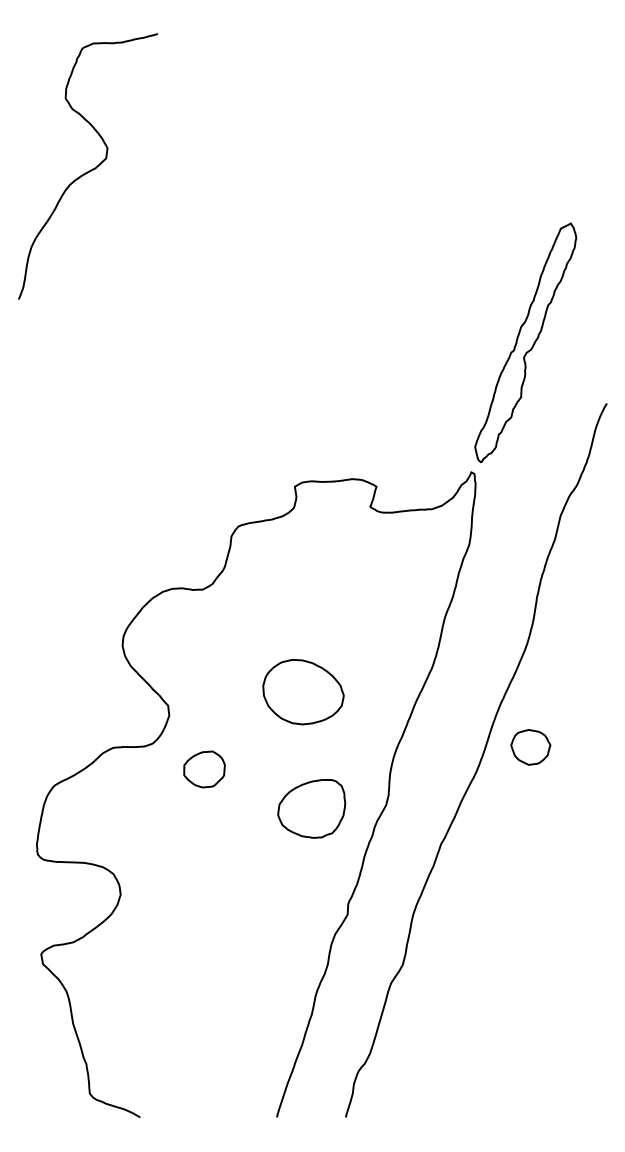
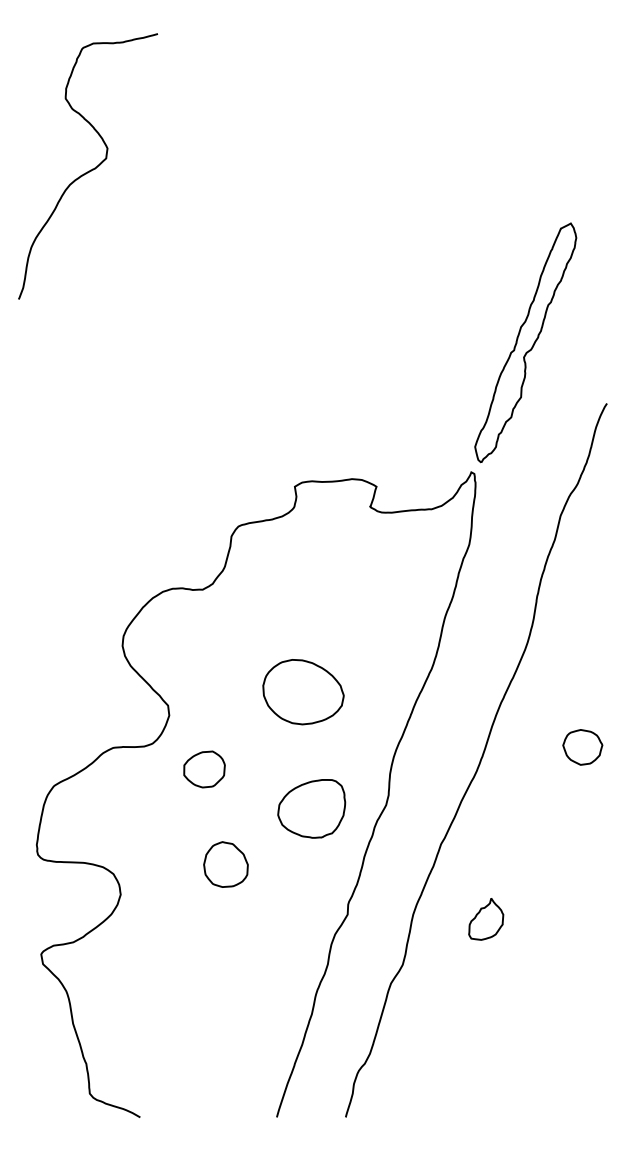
part position: (530, 747) -> (582, 747) (582, 747)
part: none -> present (225, 864)
part: none -> present (486, 919)
